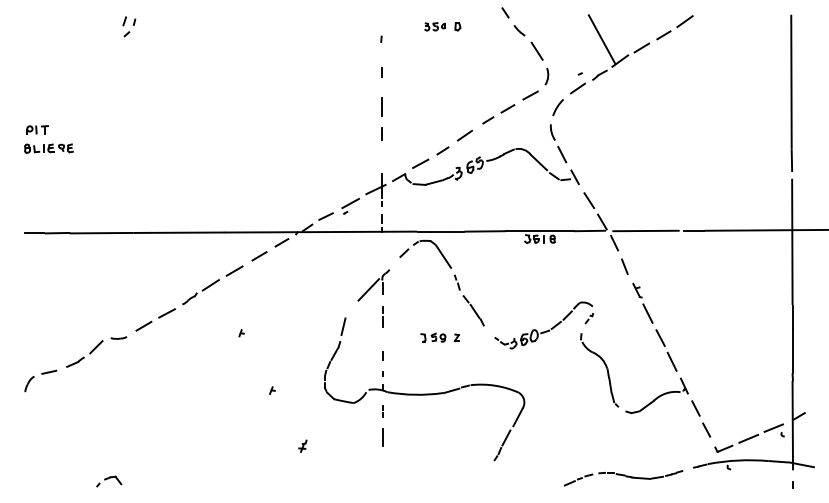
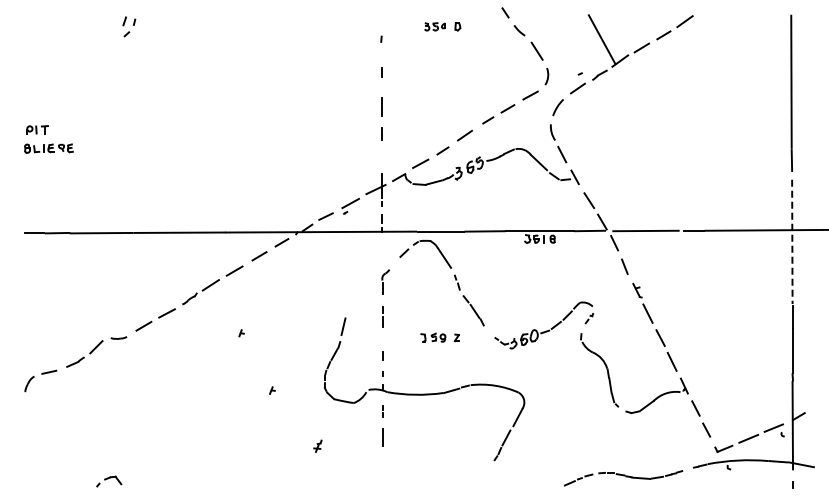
line: solid -> dashed (792, 242)
line: present -> none (368, 289)
part position: (302, 445) -> (317, 445) (317, 445)
